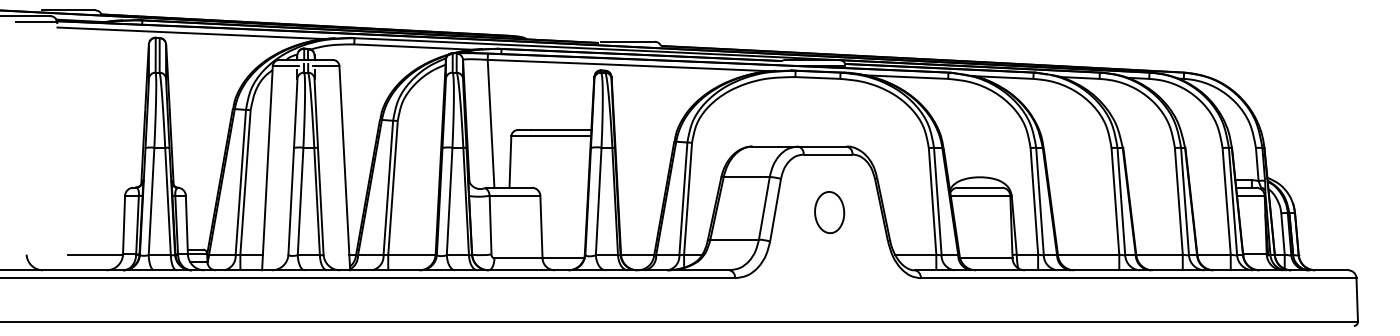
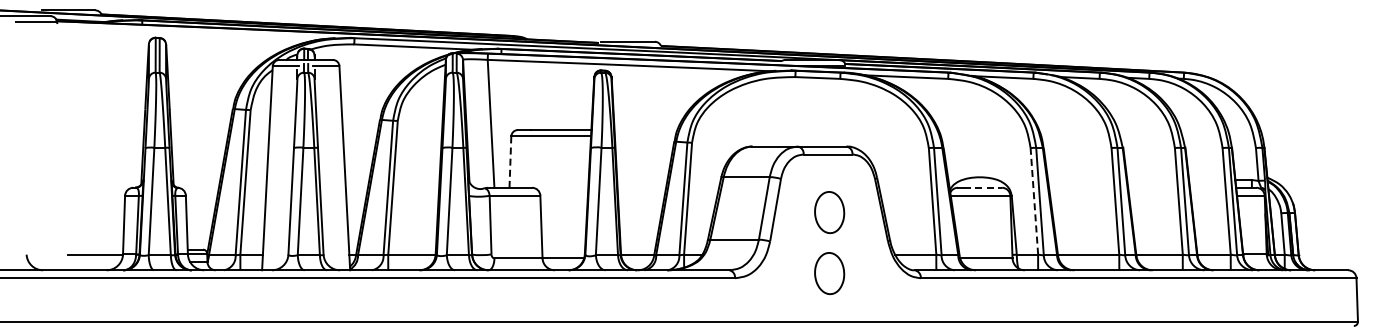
line: present -> none (191, 33)
line: solid -> dashed (510, 162)
line: solid -> dashed (983, 187)
line: solid -> dashed (1034, 200)
part: none -> present (829, 273)
